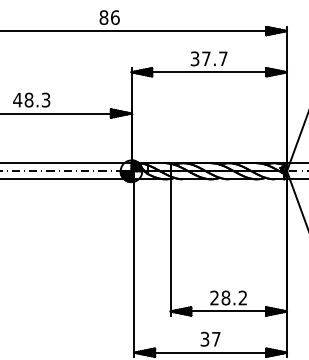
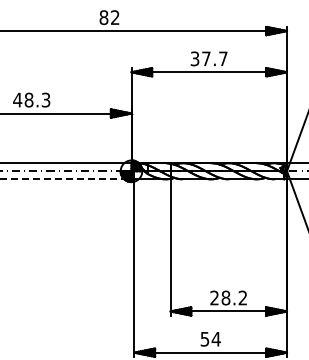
text: 86 -> 82 (115, 17)
line: solid -> dashed (66, 179)
text: 37 -> 54 (210, 338)
